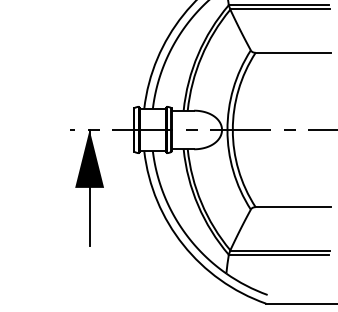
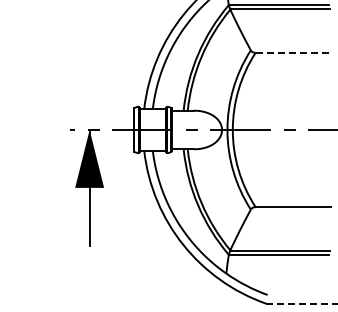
line: solid -> dashed (293, 52)
line: solid -> dashed (302, 303)
